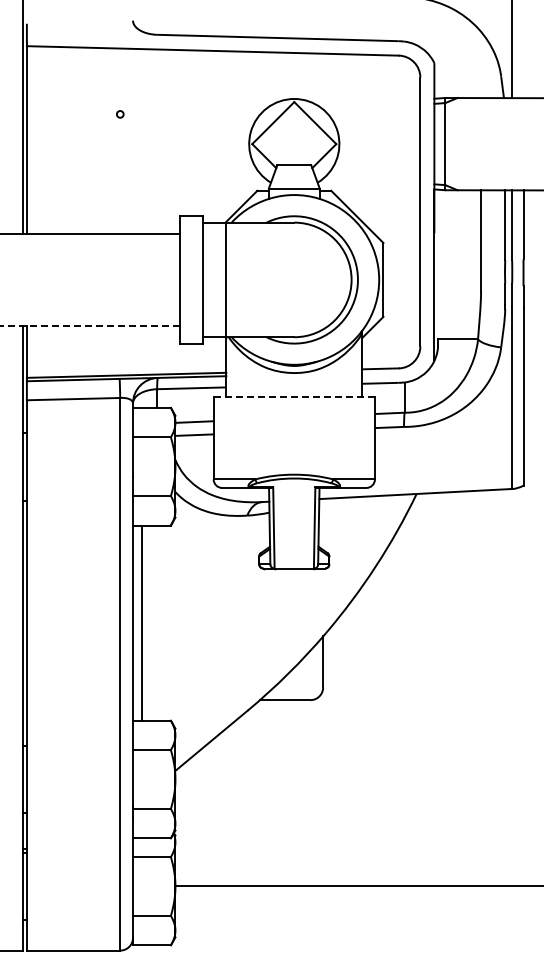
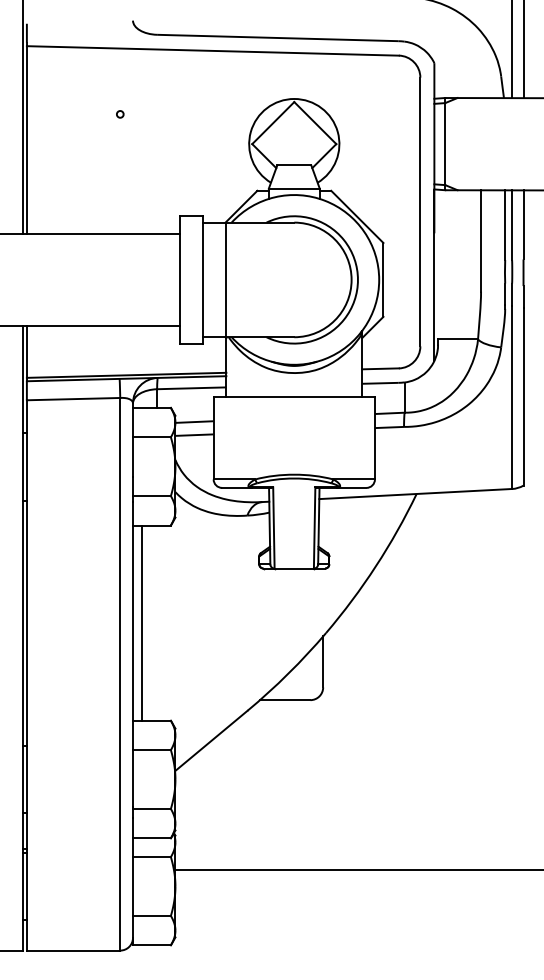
line: none -> present (523, 50)
line: dashed -> solid (89, 325)
line: dashed -> solid (294, 396)
line position: (357, 885) -> (357, 869) (357, 869)
